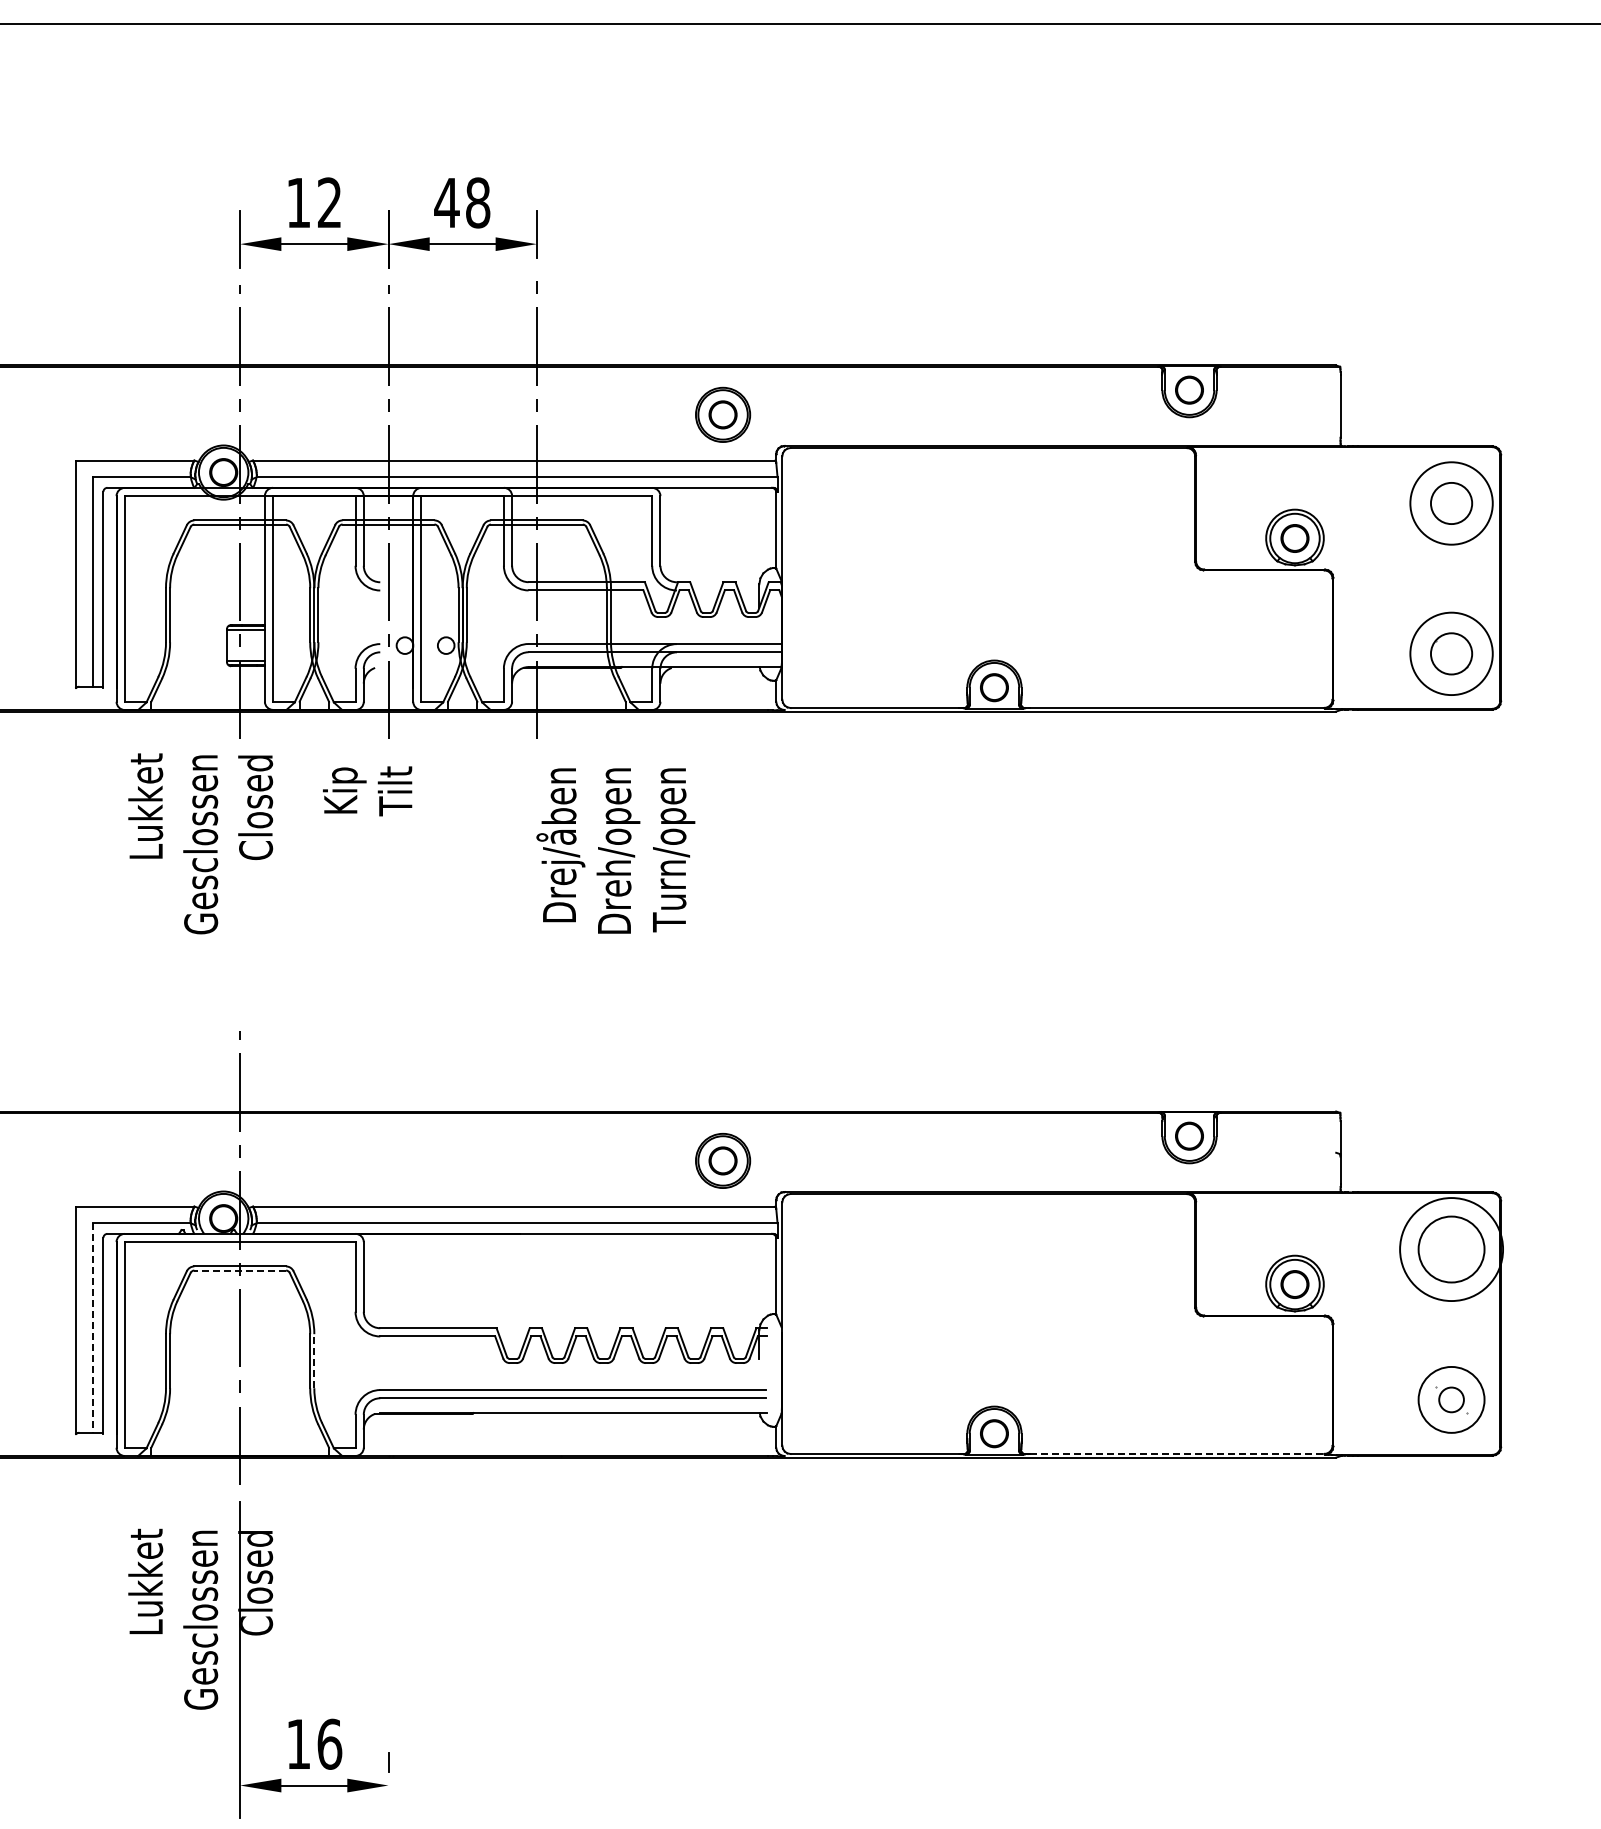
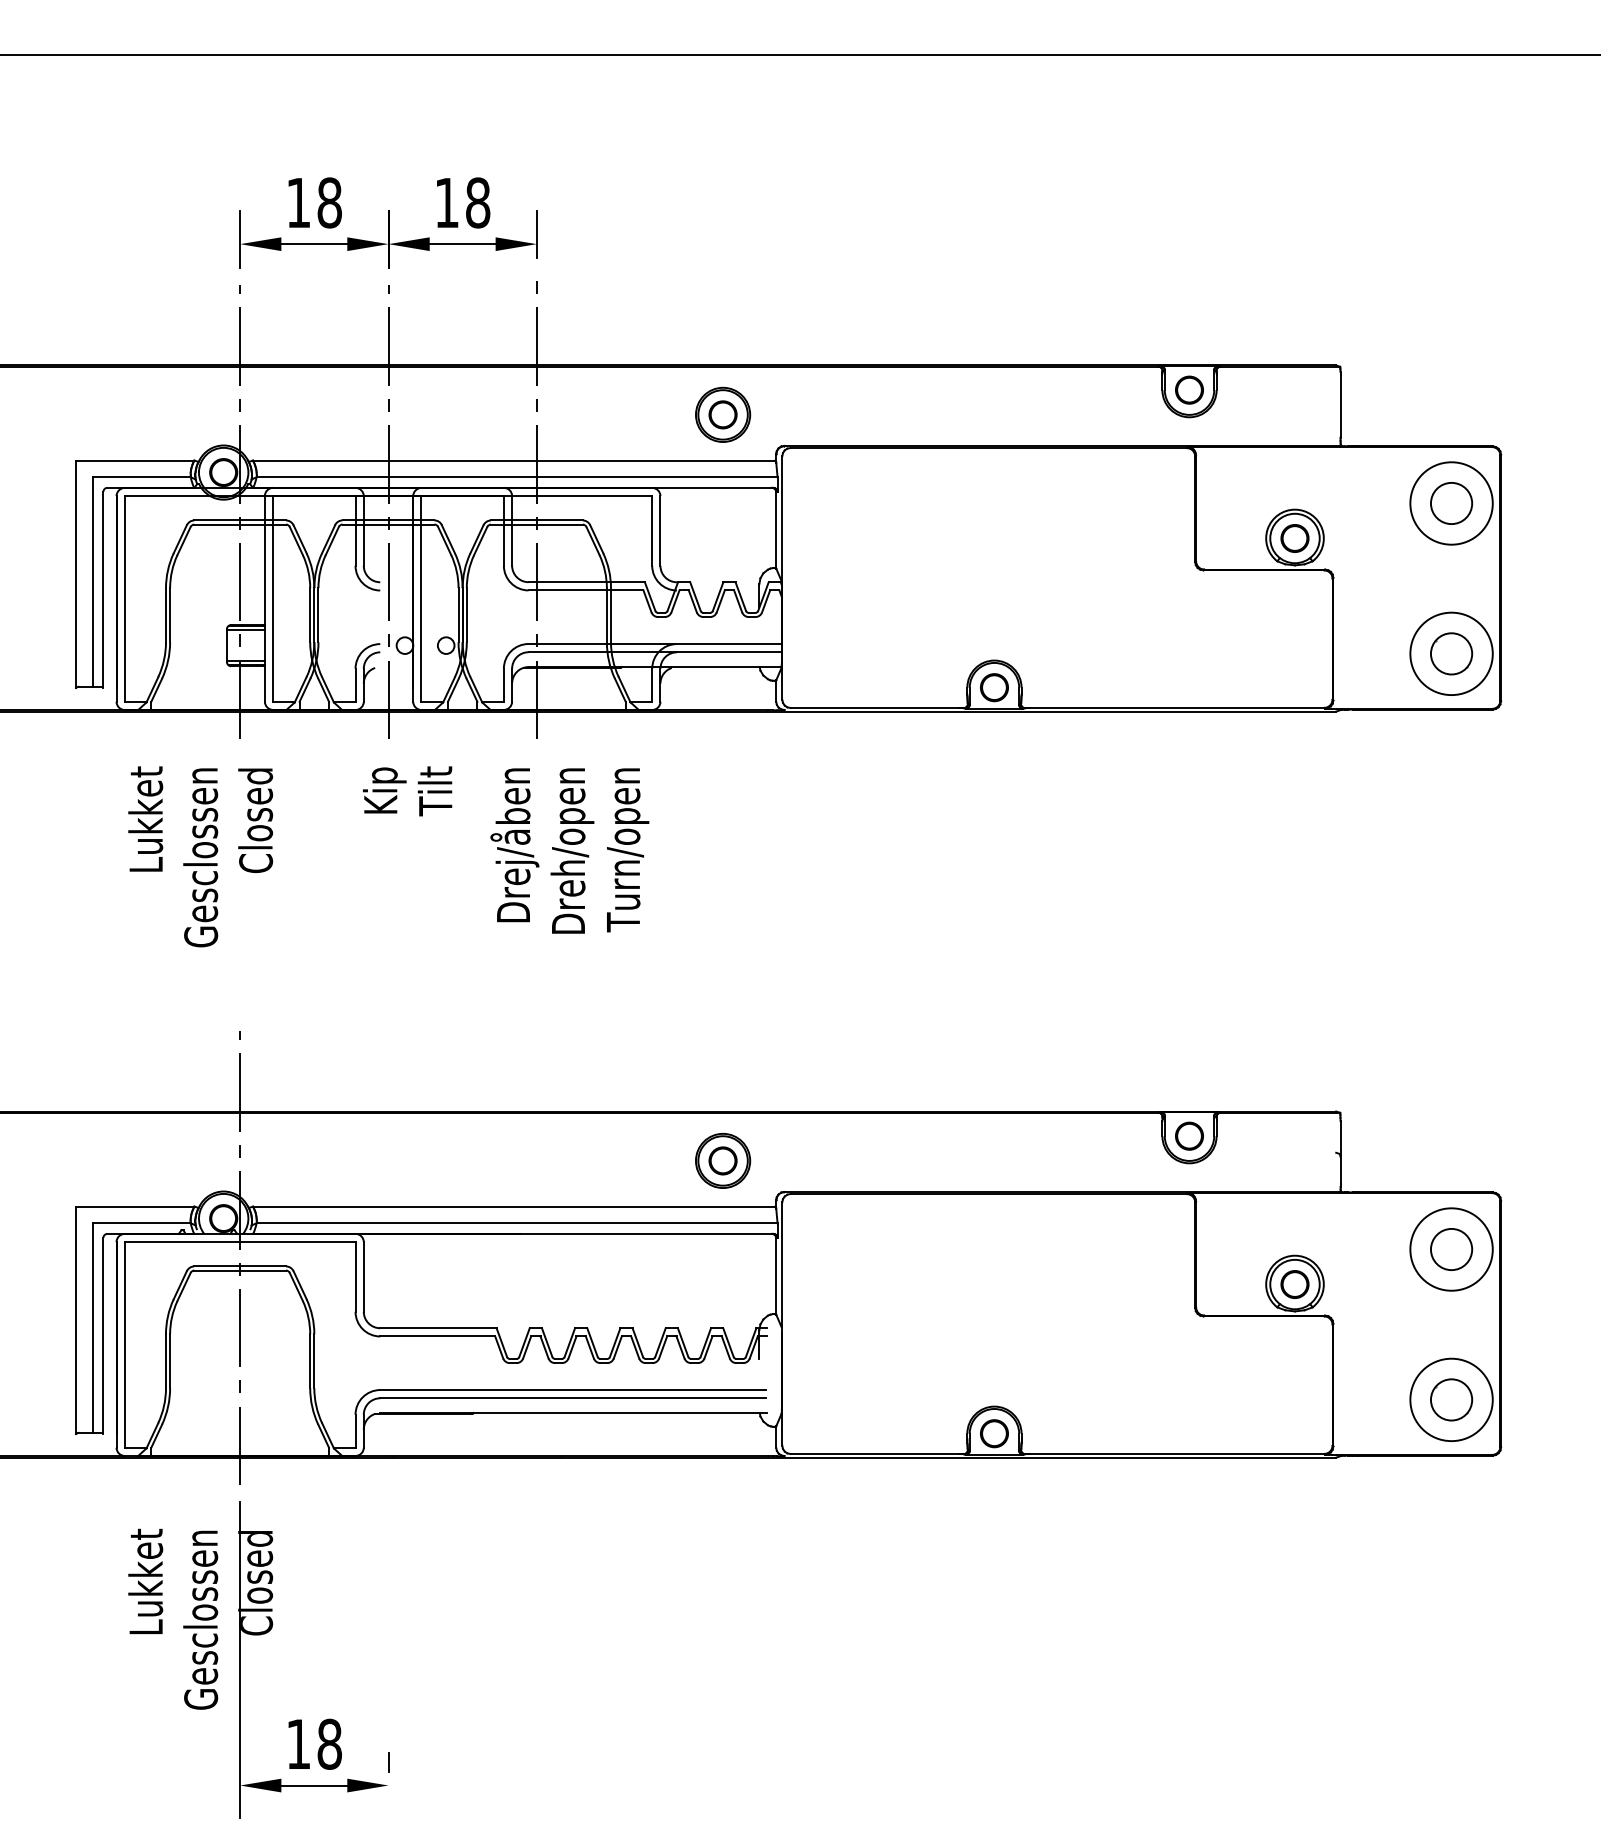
line position: (799, 23) -> (799, 54) (799, 54)
text: 12 -> 18 (329, 202)
text: 48 -> 18 (446, 202)
text position: (367, 791) -> (407, 791) (407, 791)
text position: (200, 843) -> (200, 856) (200, 856)
text position: (615, 850) -> (569, 850) (569, 850)
circle diameter: 103 px -> 82 px (1451, 1249)
circle diameter: 66 px -> 41 px (1451, 1249)
line: dashed -> solid (240, 1270)
line: dashed -> solid (92, 1328)
line: dashed -> solid (314, 1360)
circle diameter: 25 px -> 41 px (1451, 1399)
circle diameter: 66 px -> 82 px (1451, 1399)
line: dashed -> solid (1177, 1453)
text: 16 -> 18 (329, 1743)
